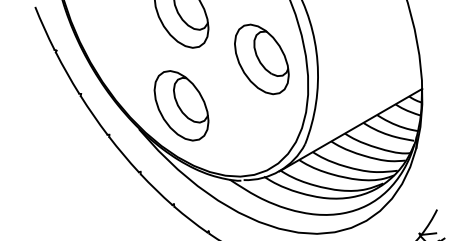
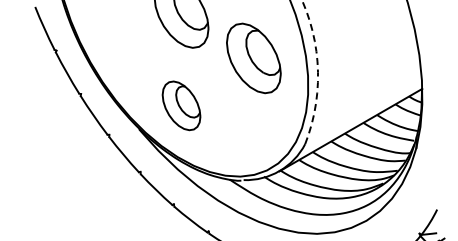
part position: (261, 59) -> (253, 58) (253, 58)
arc: solid -> dashed (317, 71)
part size: 57x72 px -> 41x52 px (181, 105)
